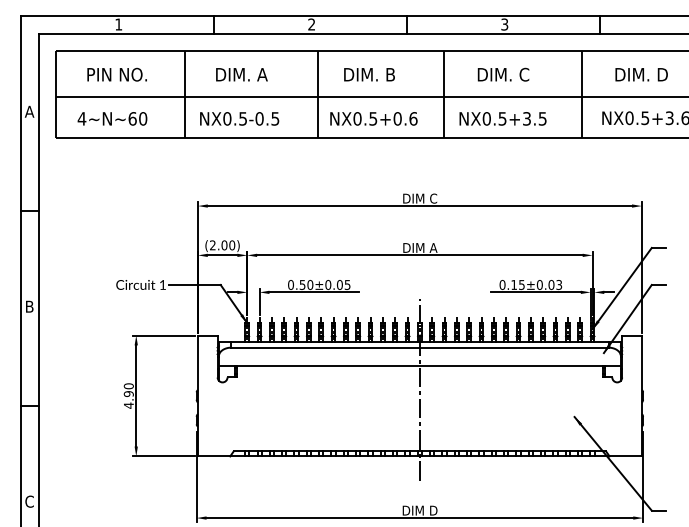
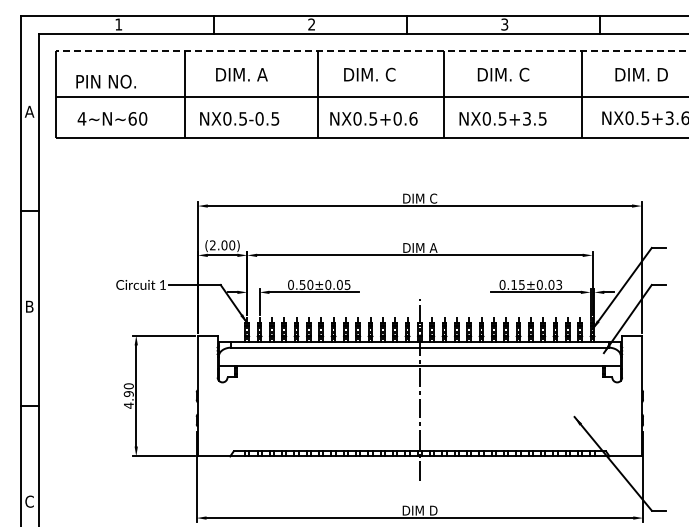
line: solid -> dashed (371, 51)
text position: (116, 74) -> (105, 81) (105, 81)
text: DIM. B -> DIM. C (390, 74)
